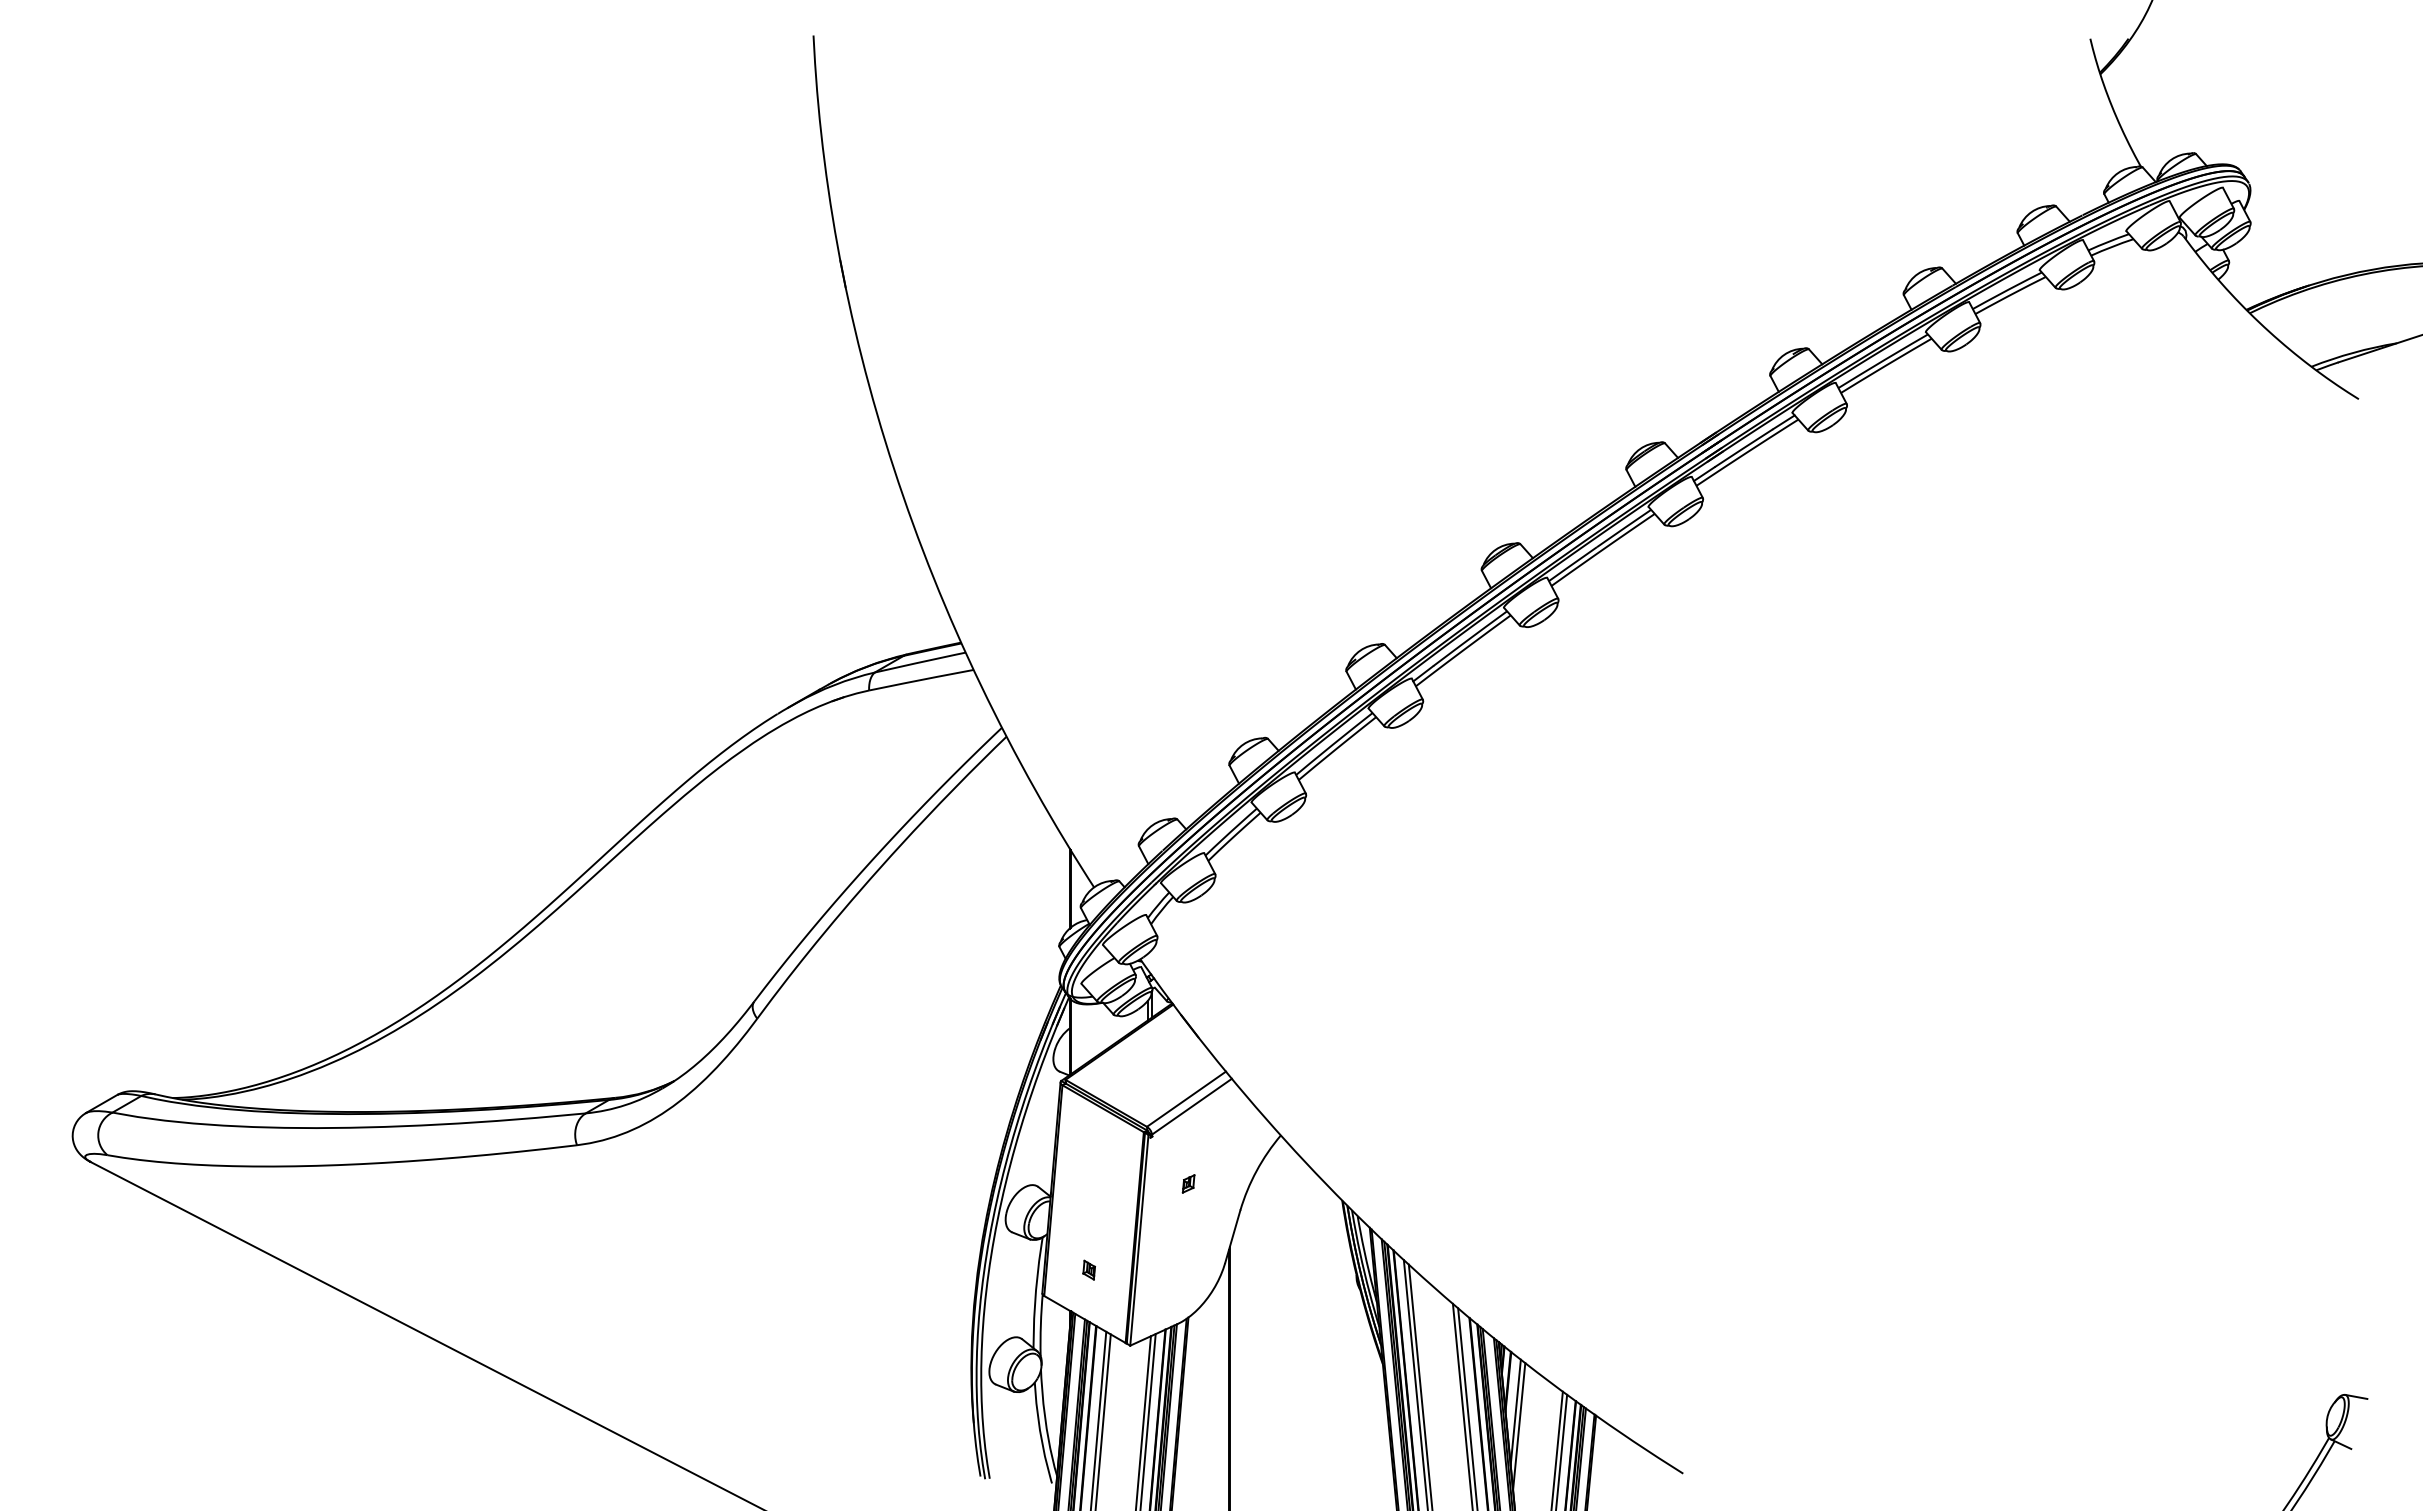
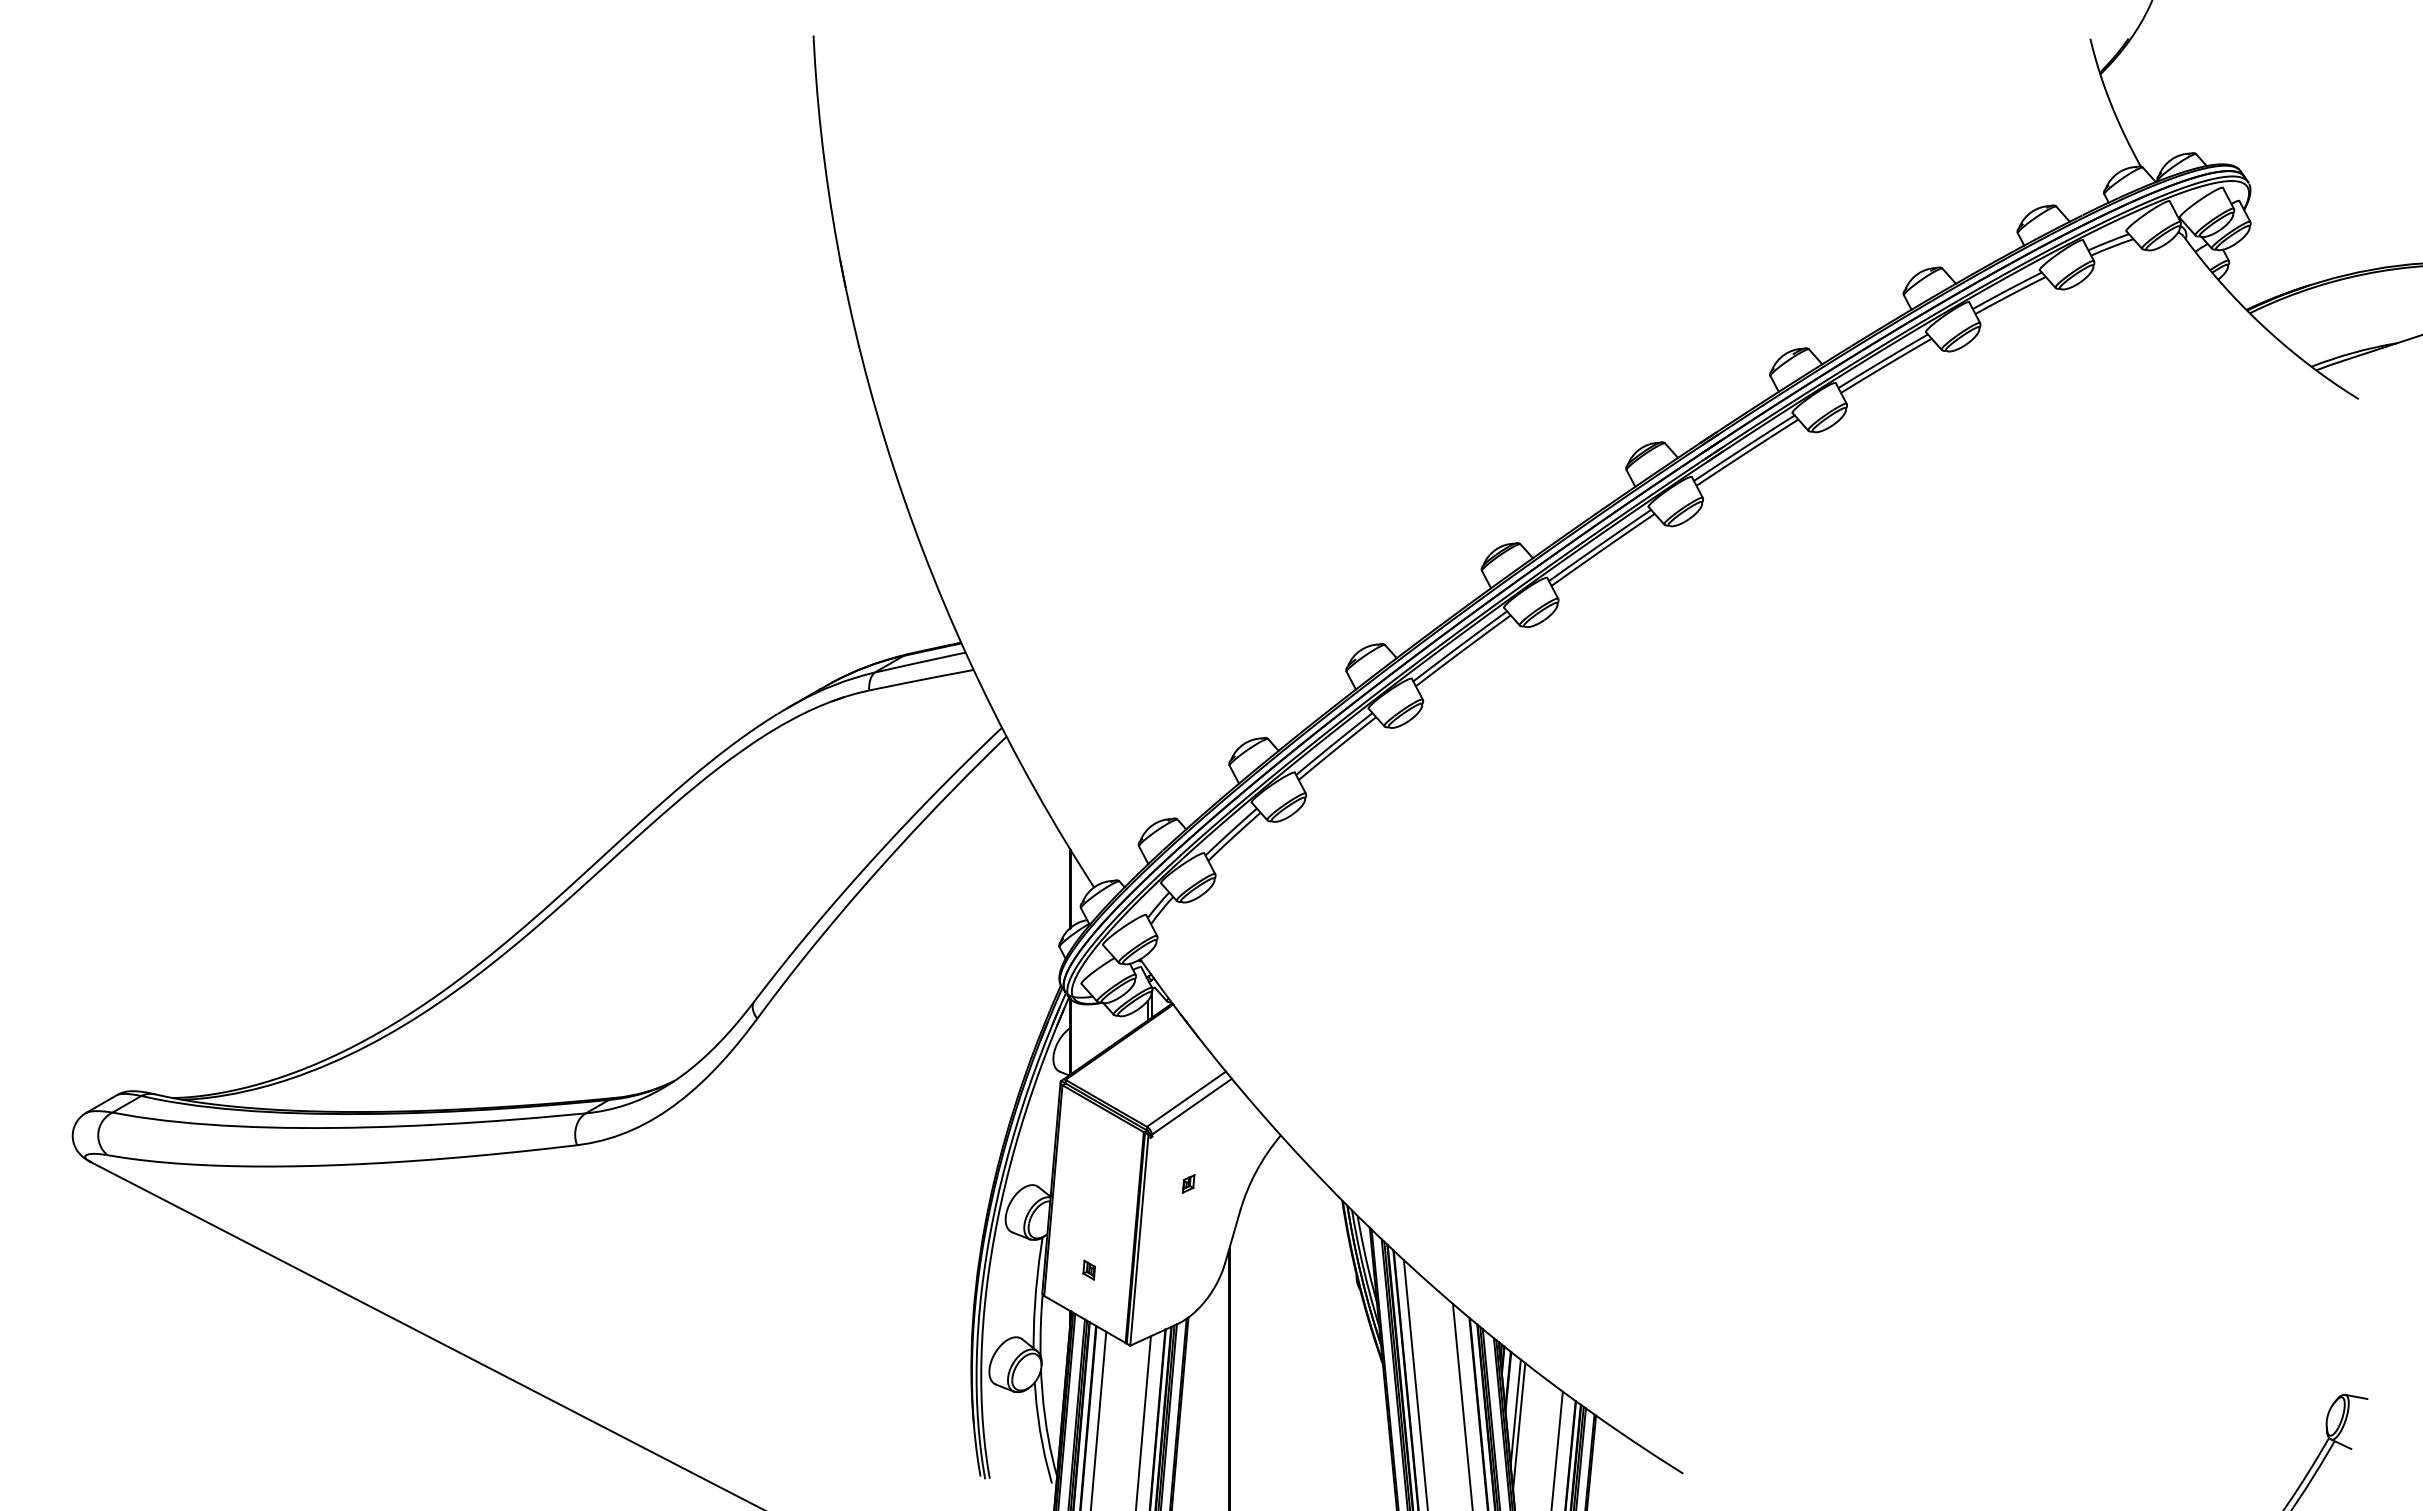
line: present -> none (1420, 1385)
line: present -> none (1467, 1407)
line: present -> none (1102, 1420)
line: present -> none (1147, 1420)
line: present -> none (1561, 1450)
